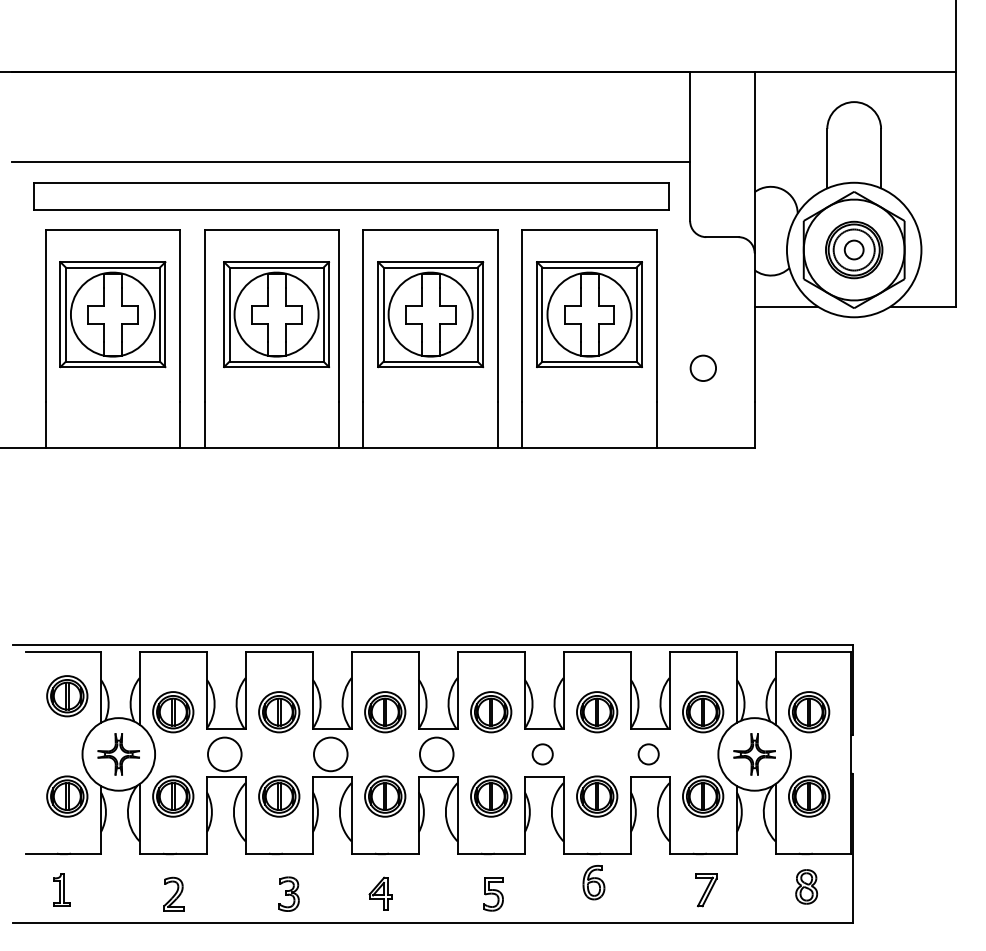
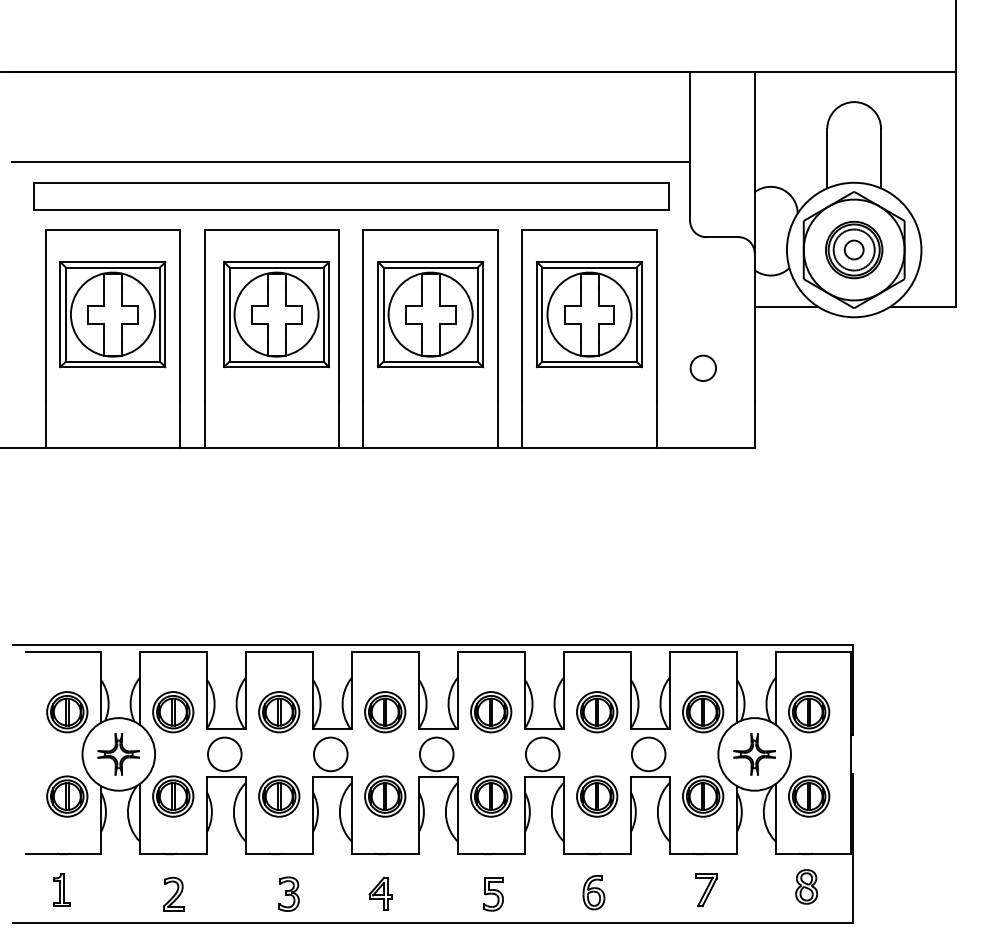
part position: (67, 696) -> (67, 712) (67, 712)
circle diameter: 20 px -> 34 px (542, 754)
circle diameter: 20 px -> 34 px (648, 754)
part position: (593, 882) -> (593, 892) (593, 892)
